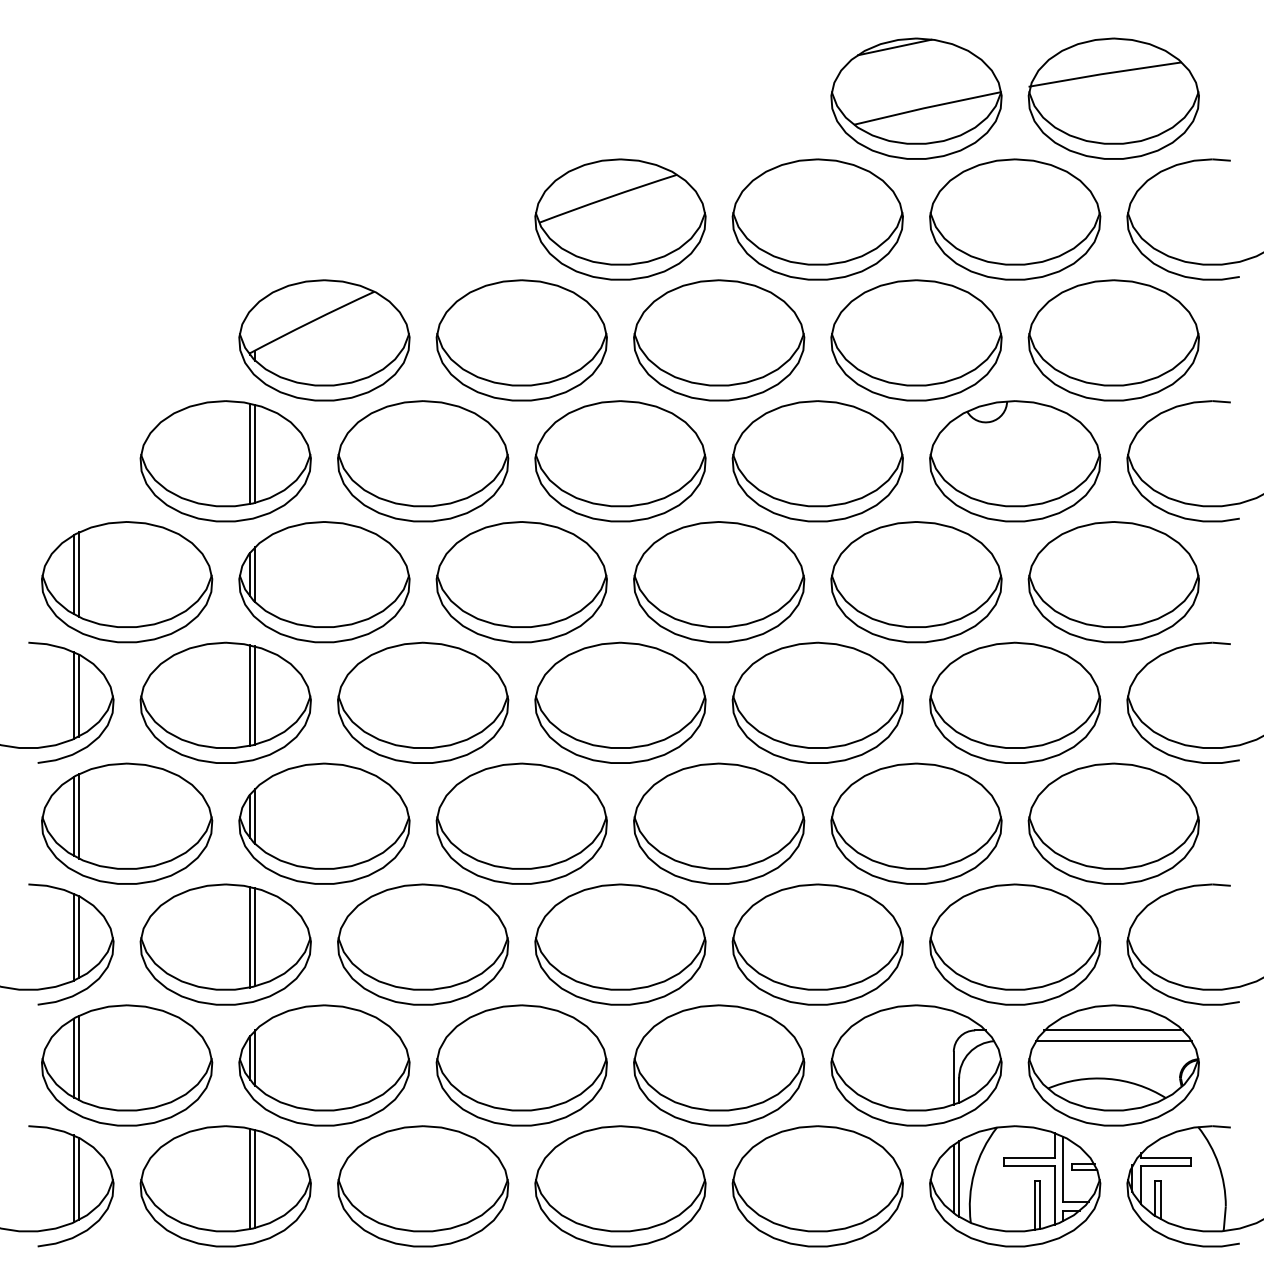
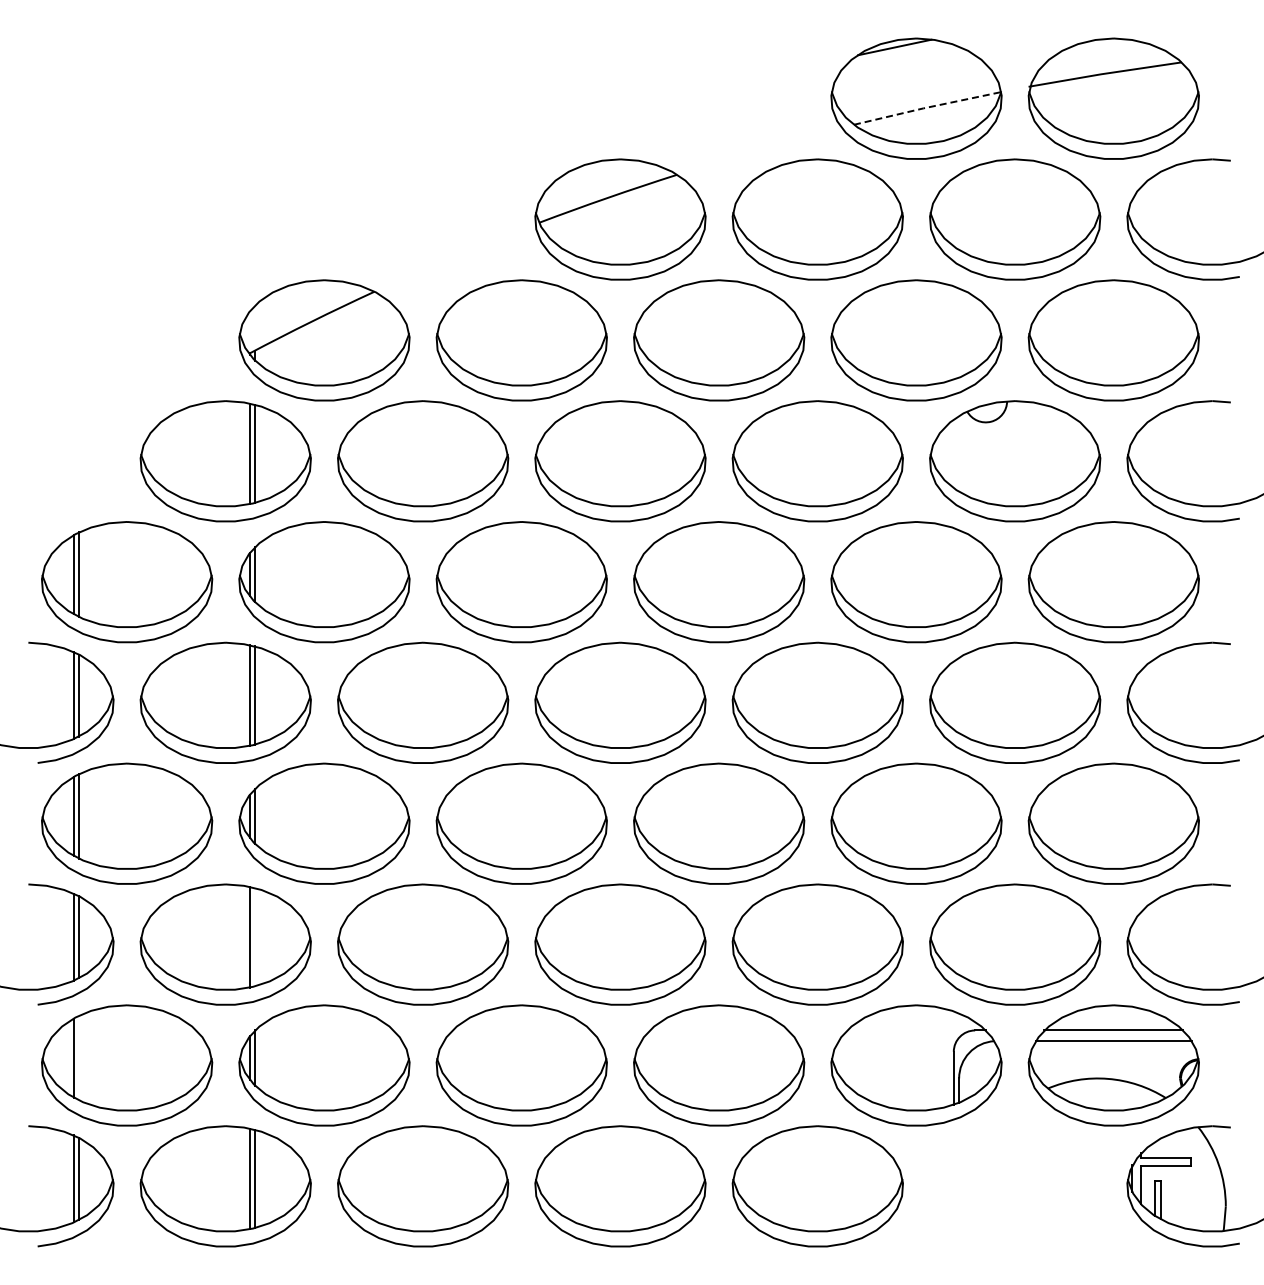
line: solid -> dashed (927, 107)
line: present -> none (255, 937)
line: present -> none (79, 1057)
part: present -> none (1015, 1186)
